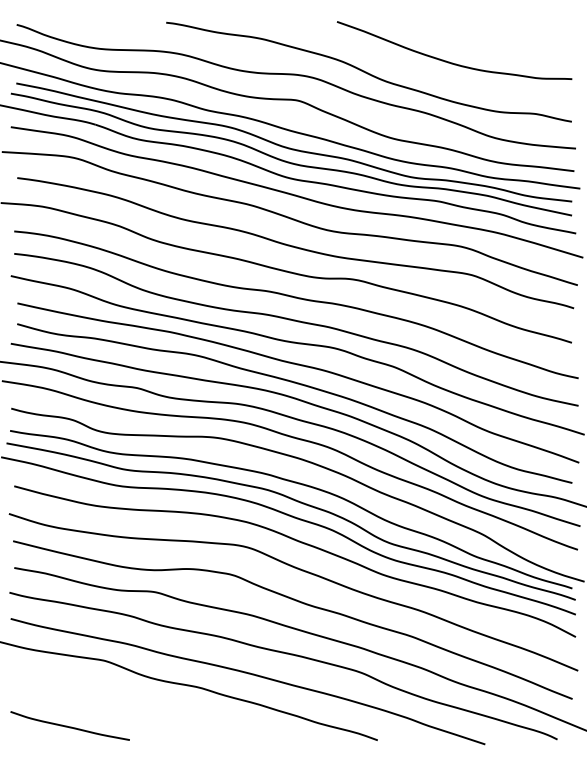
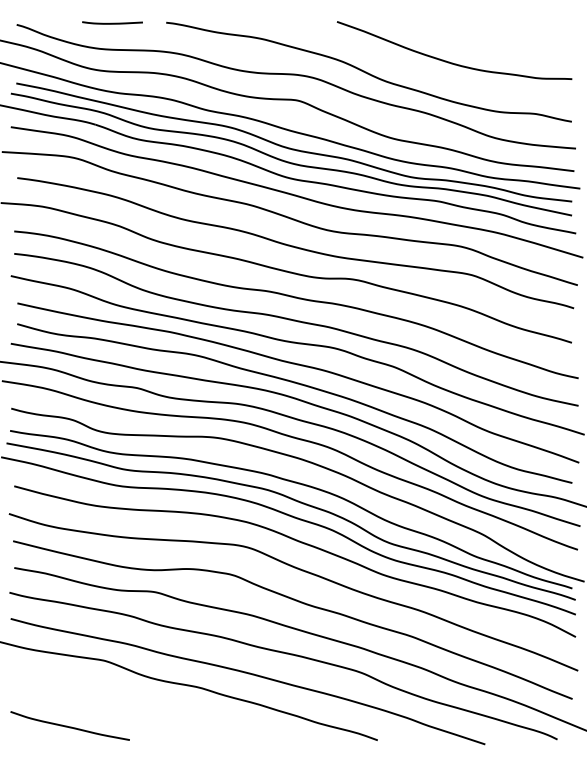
line: none -> present (112, 22)
